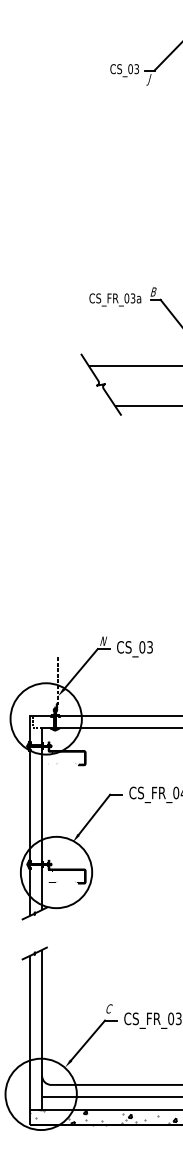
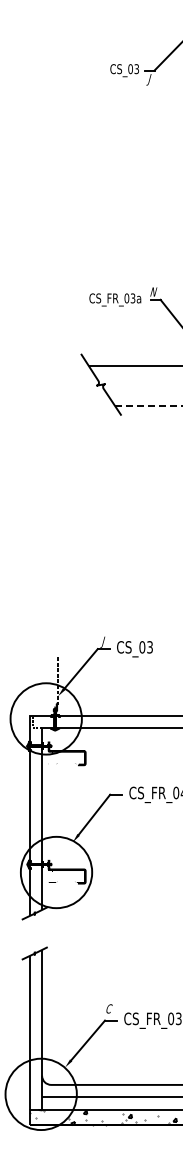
text: B -> N (153, 291)
line: solid -> dashed (149, 406)
text: N -> J (103, 641)
